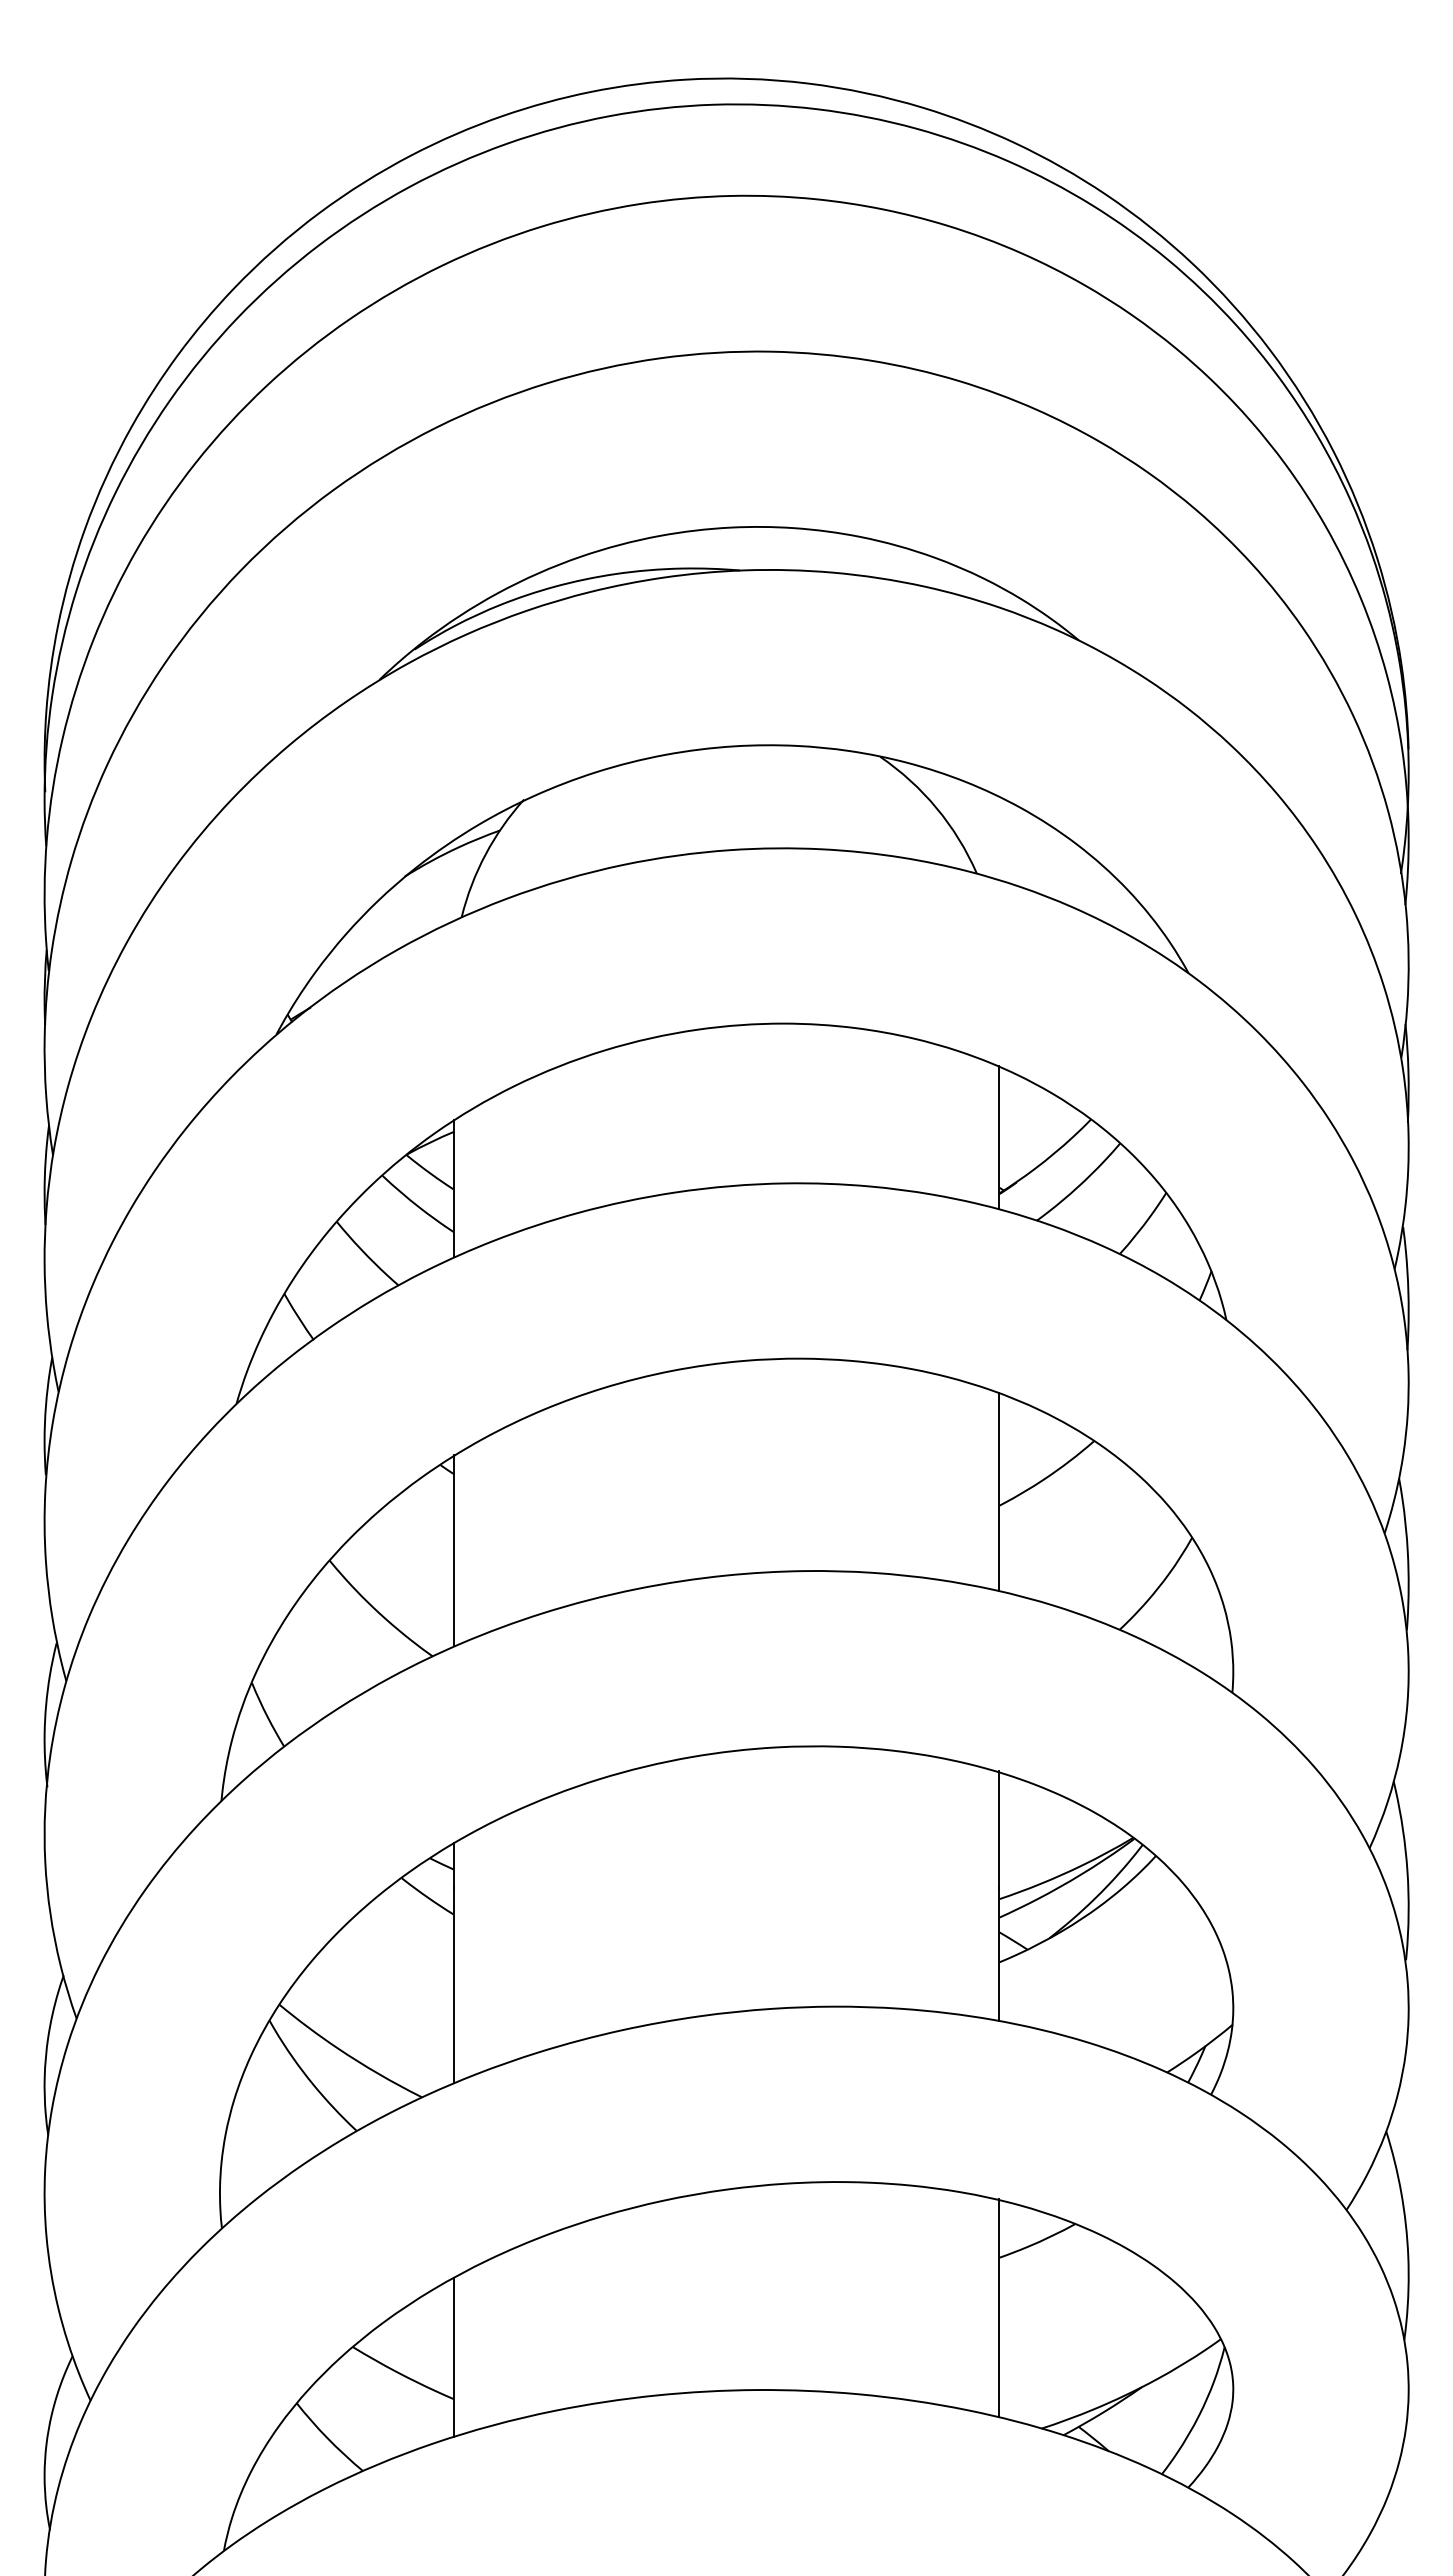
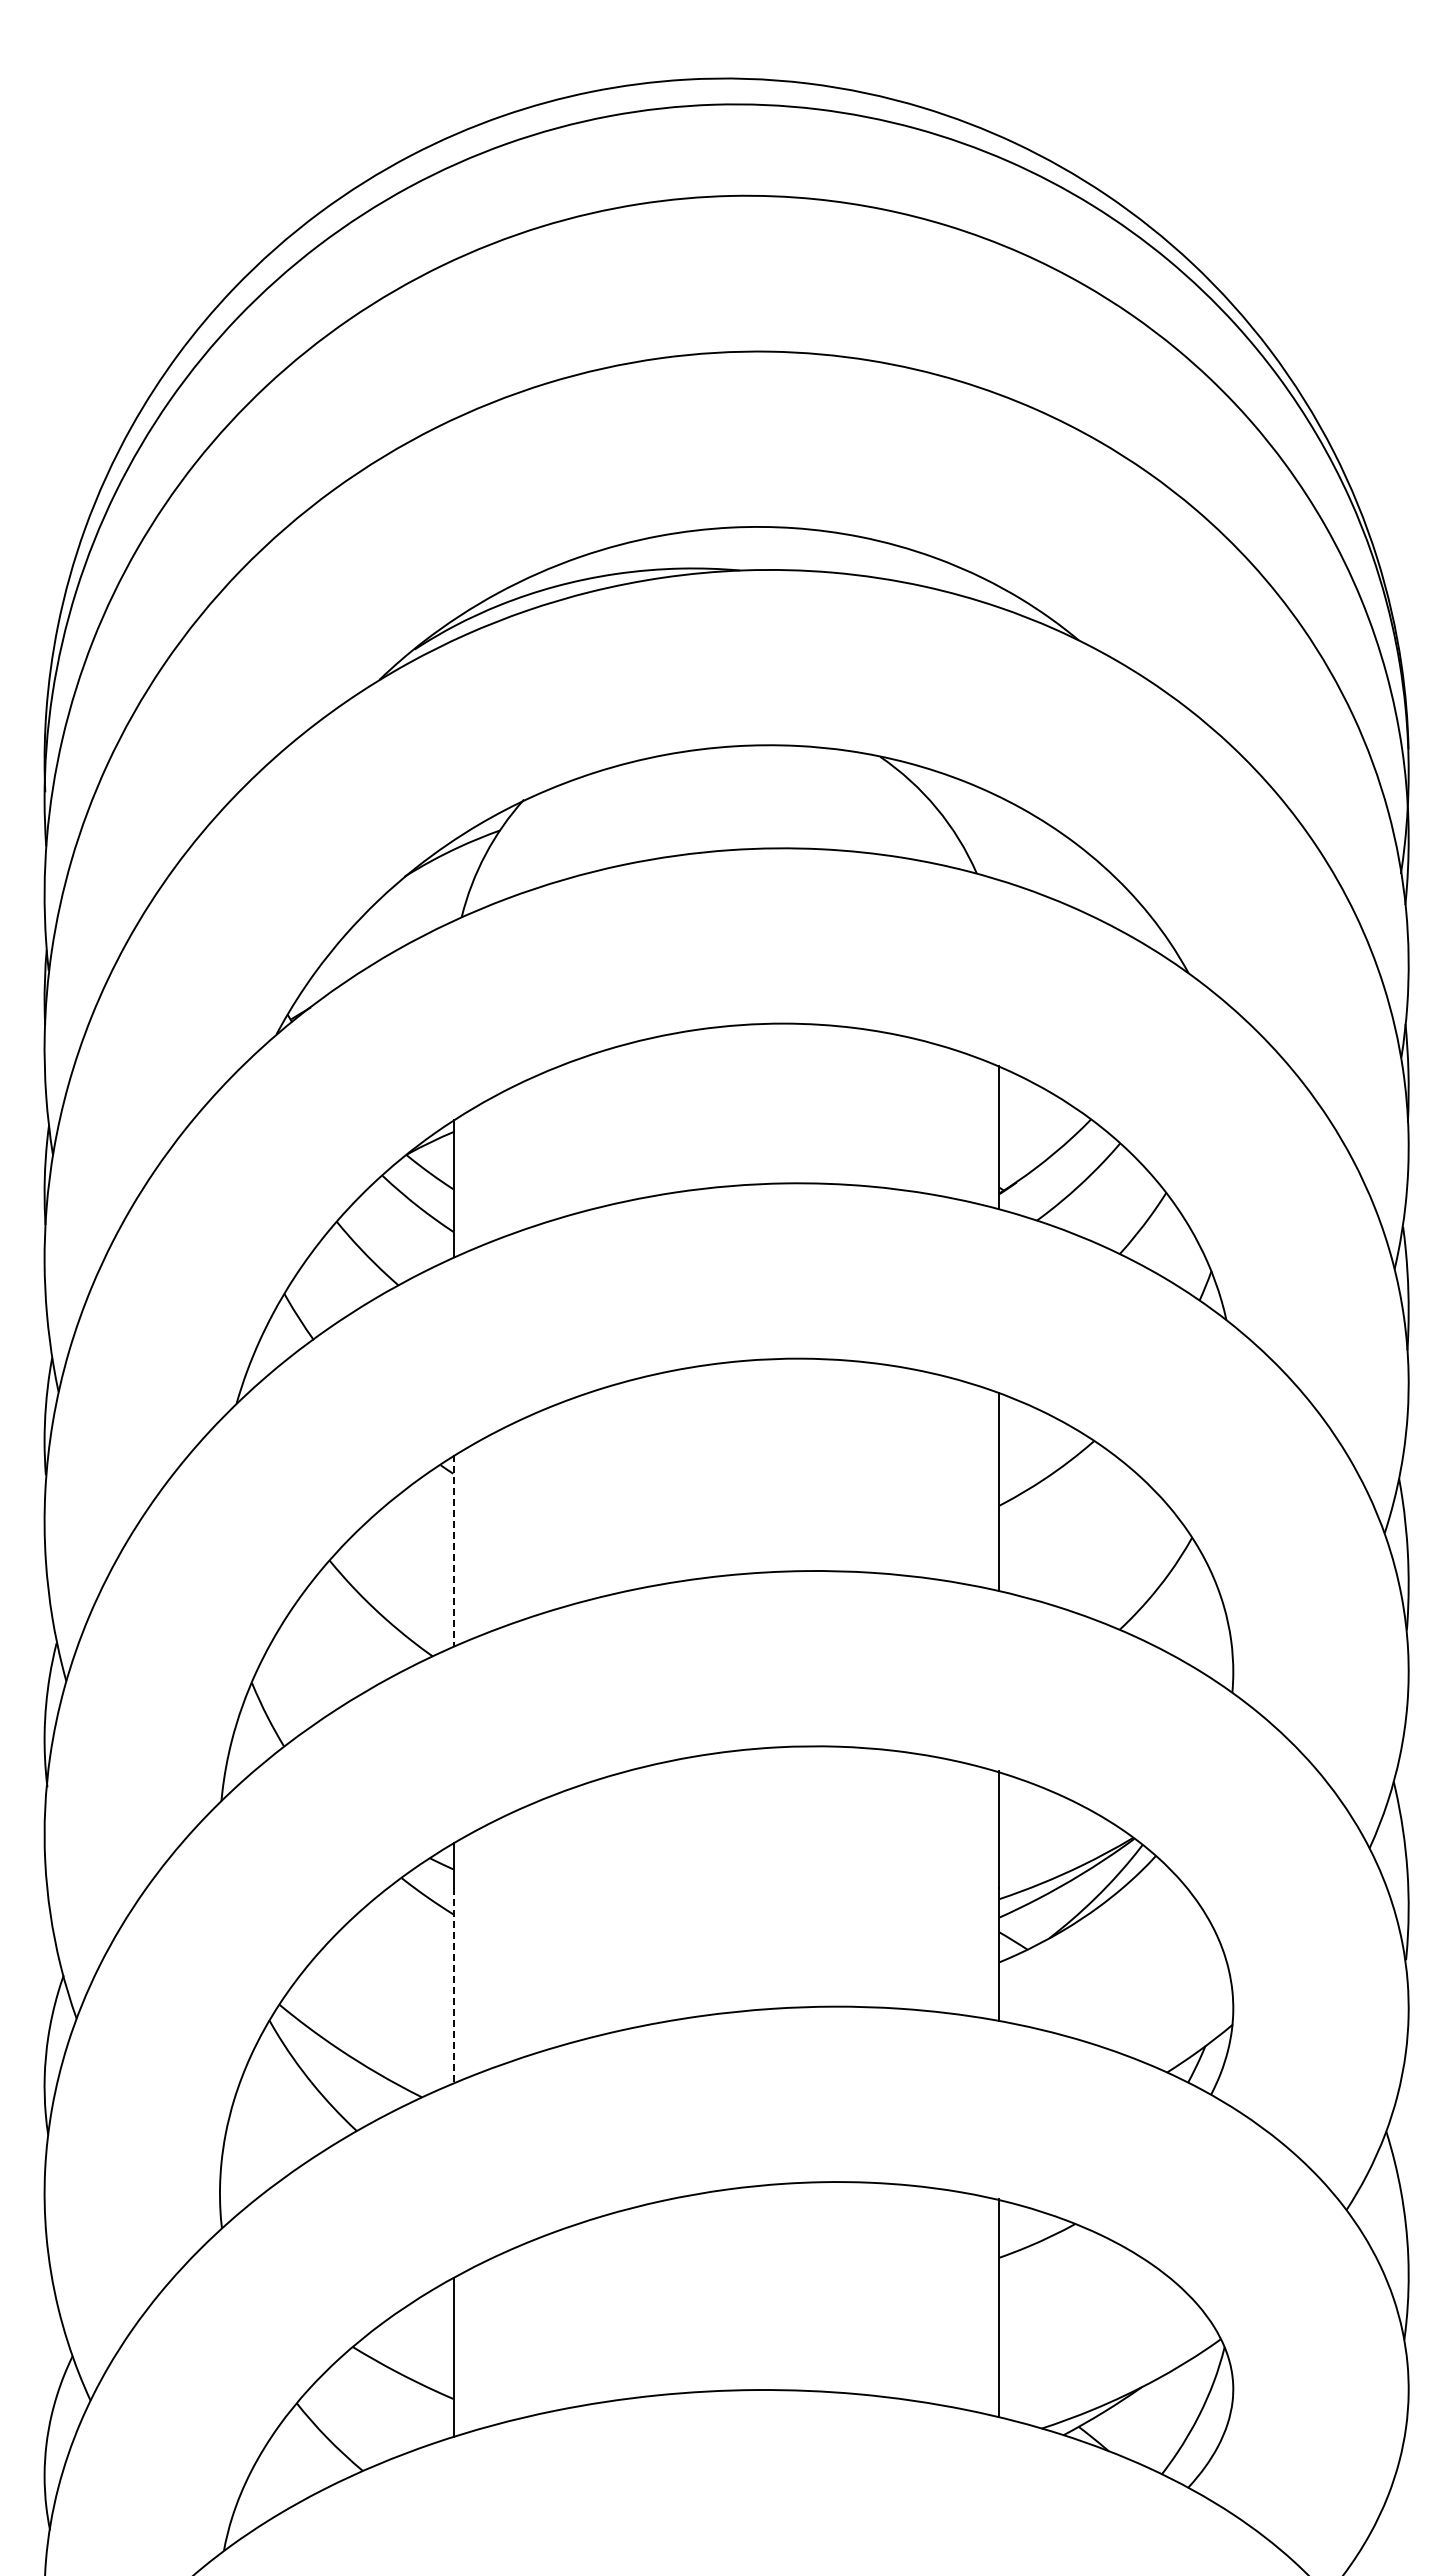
line: solid -> dashed (453, 1551)
line: solid -> dashed (453, 1985)
